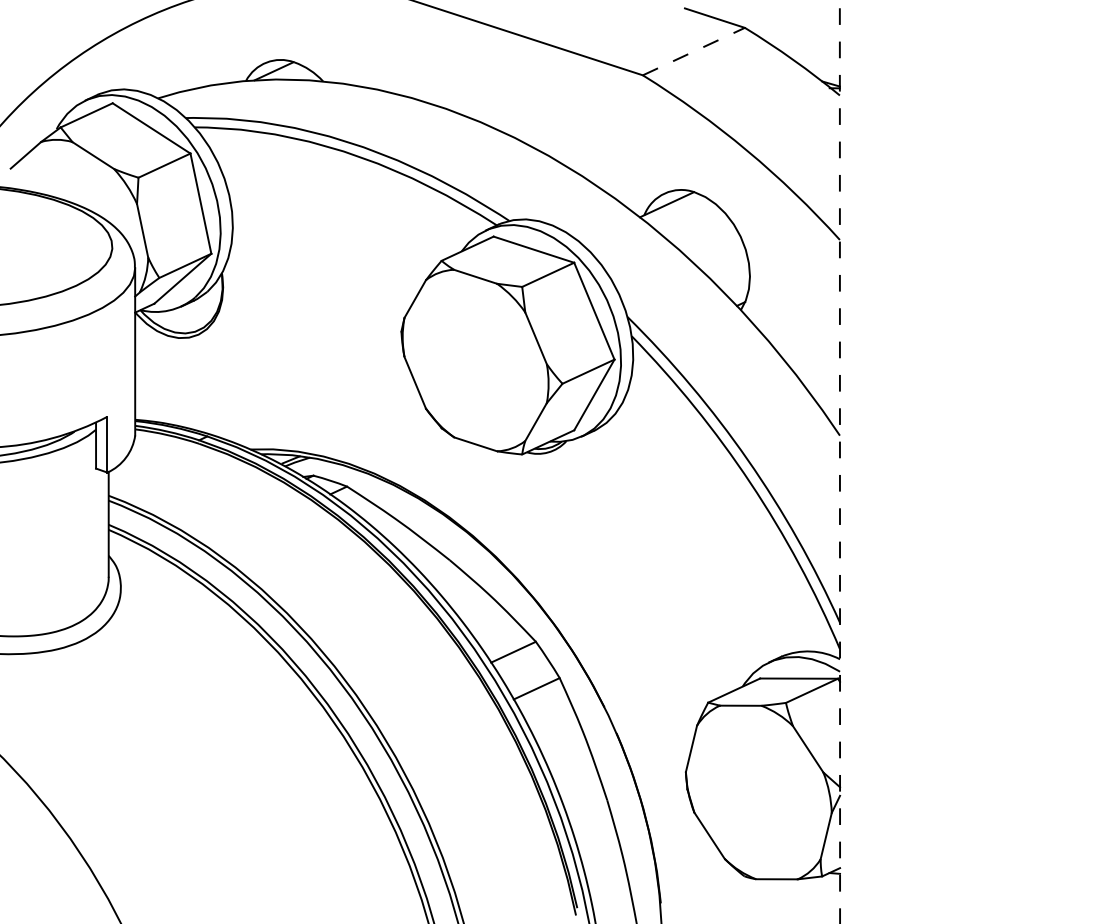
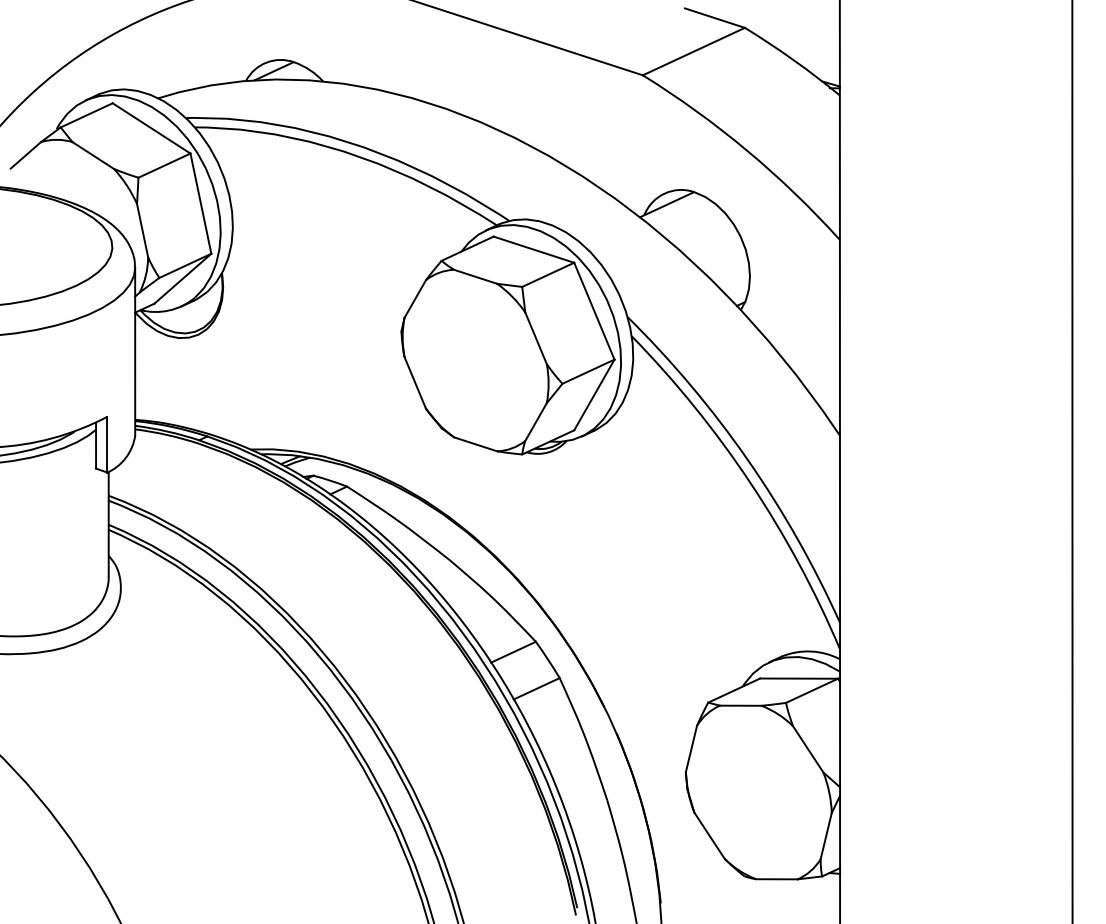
line: dashed -> solid (694, 51)
line: none -> present (1072, 461)
line: dashed -> solid (839, 462)
